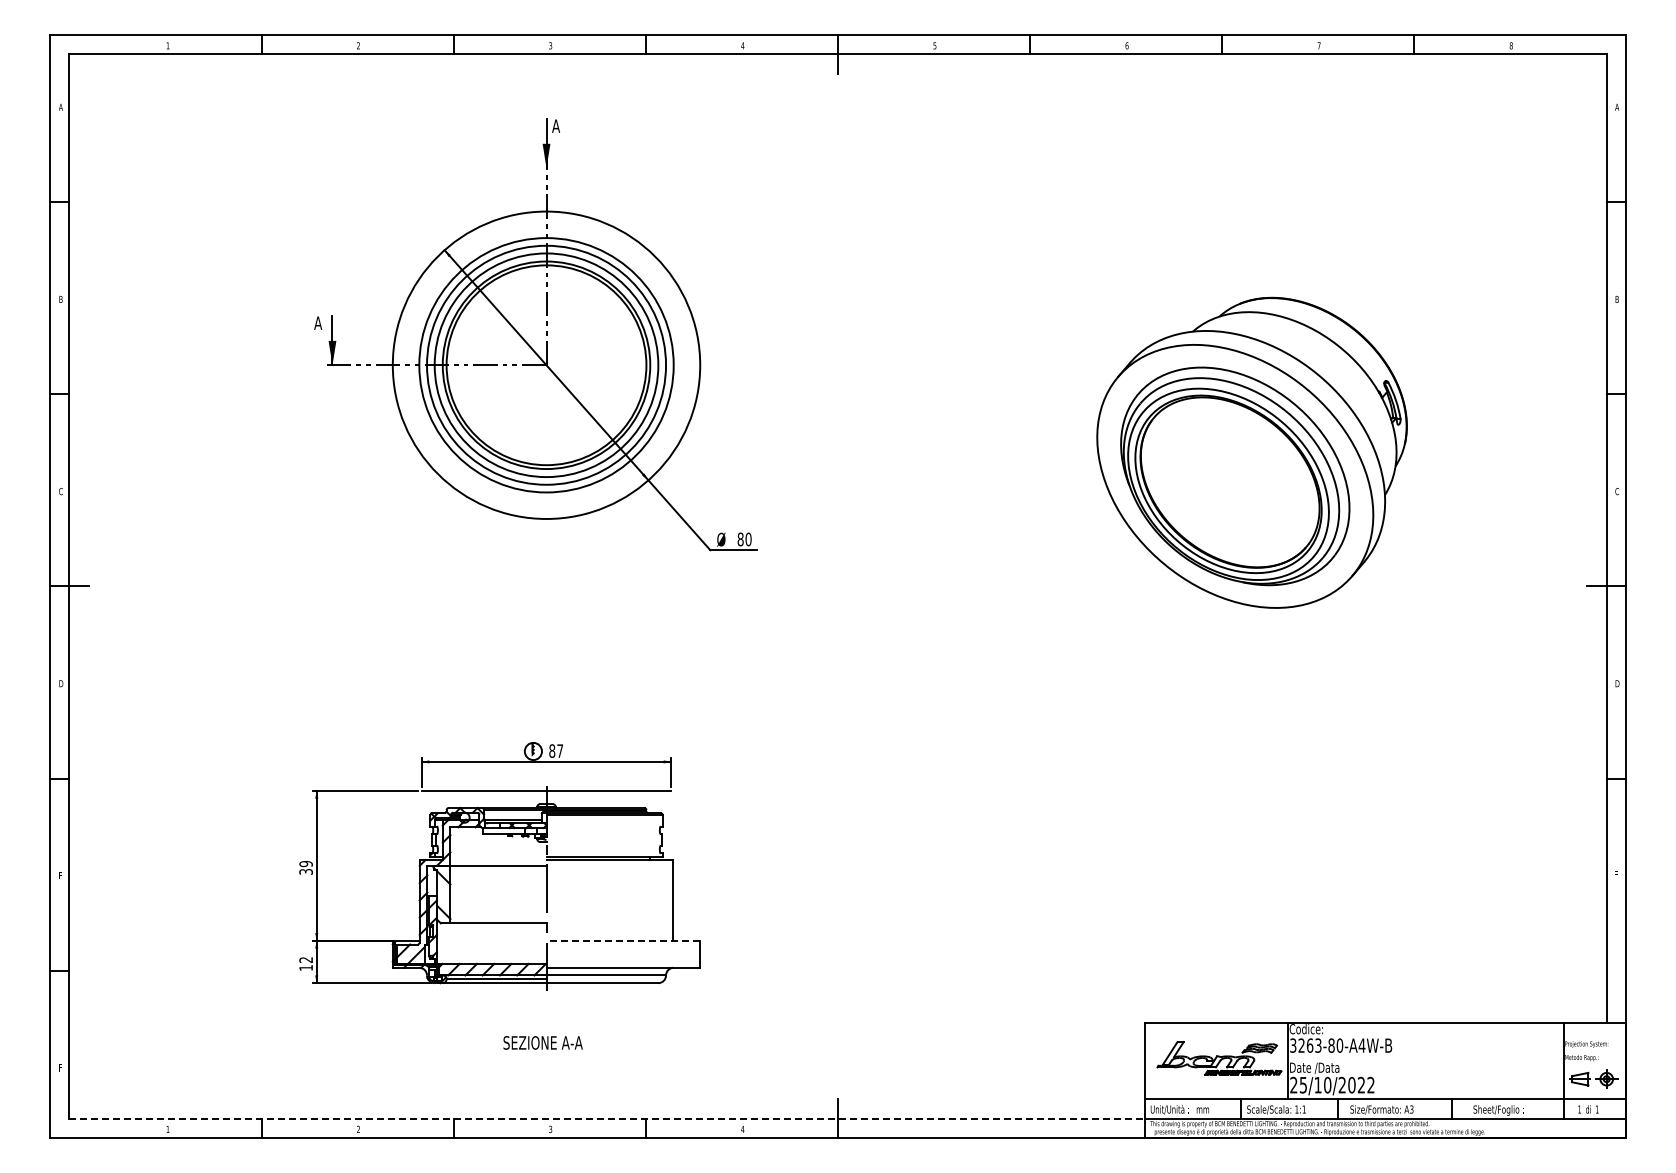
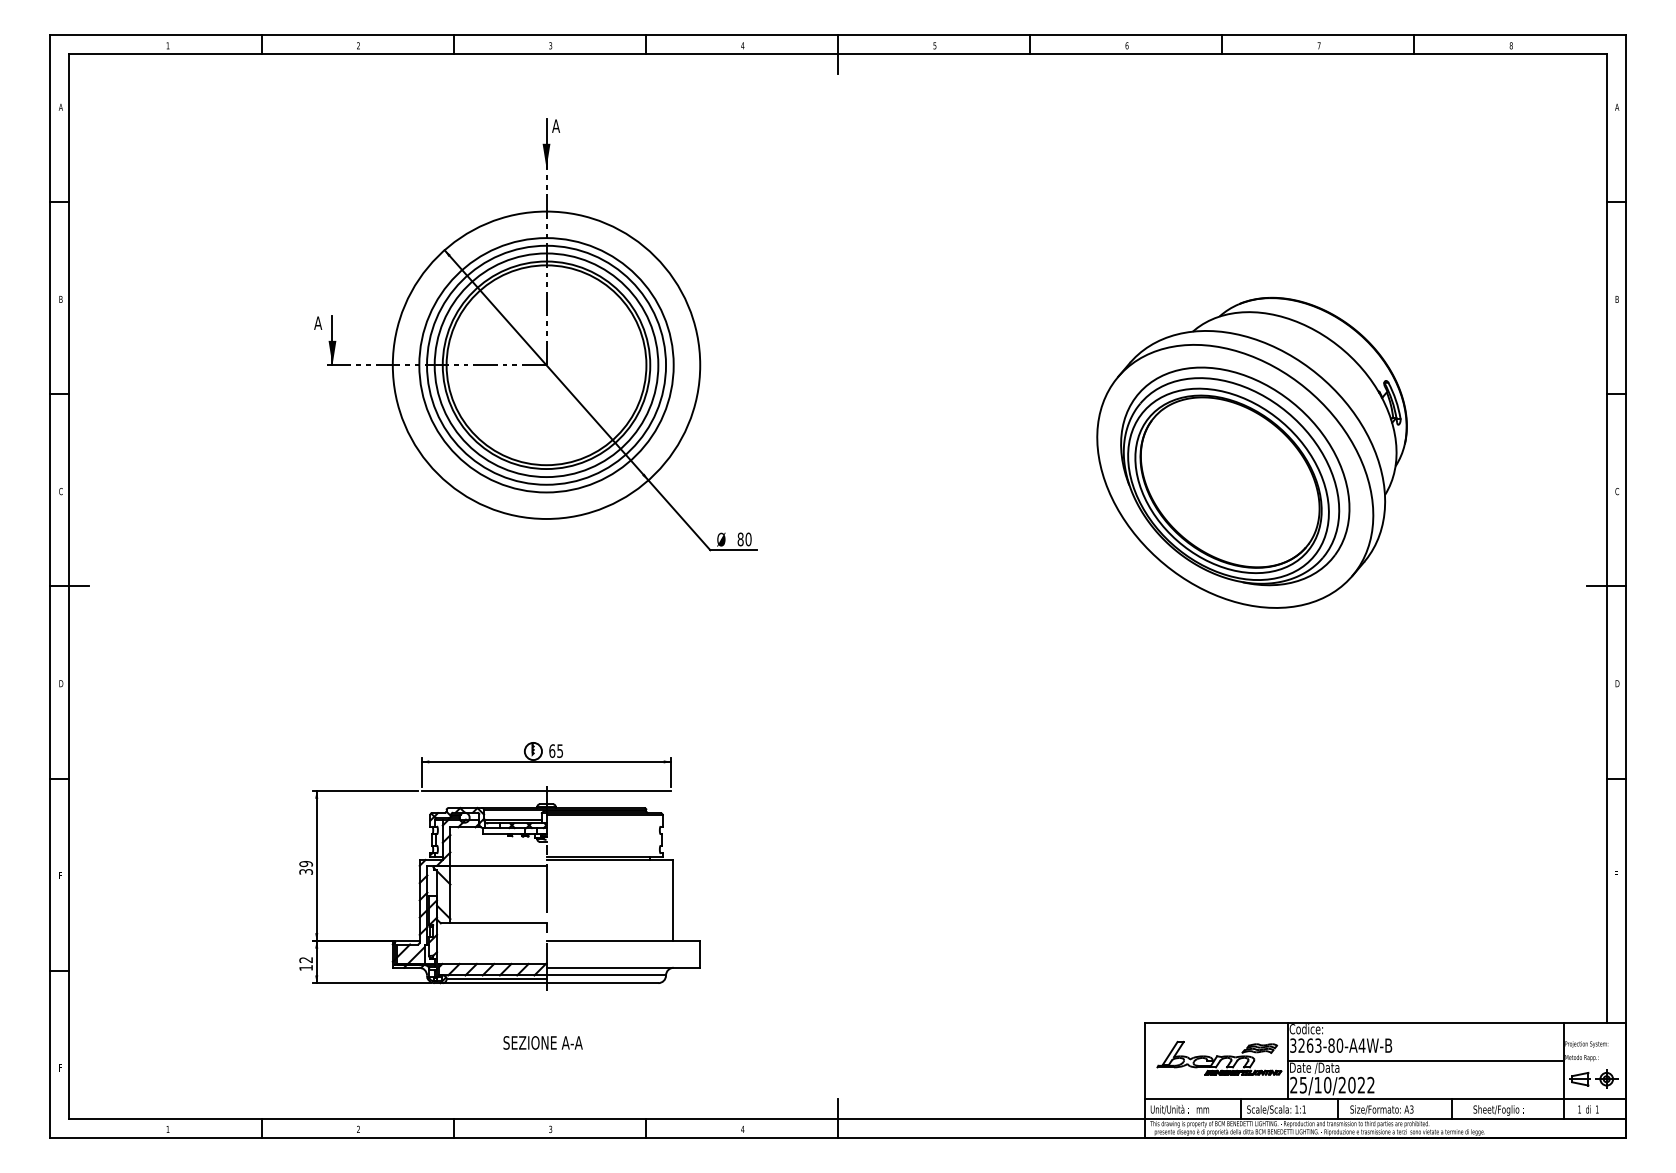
text: 87 -> 65 (555, 750)
line: dashed -> solid (623, 940)
line: none -> present (1425, 1061)
line: dashed -> solid (607, 1118)
